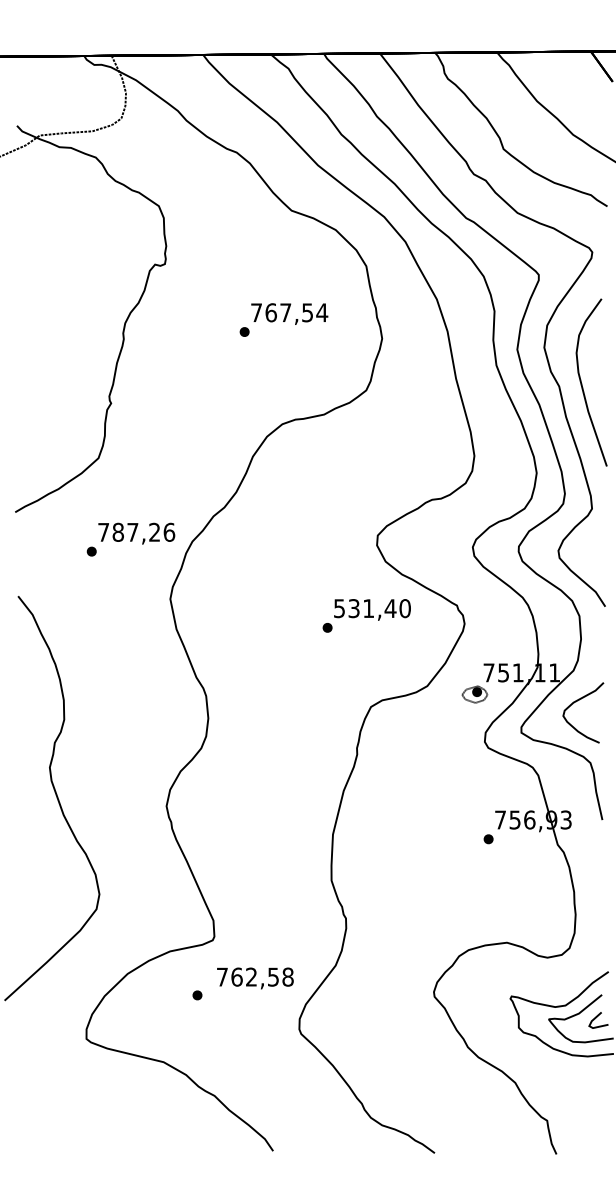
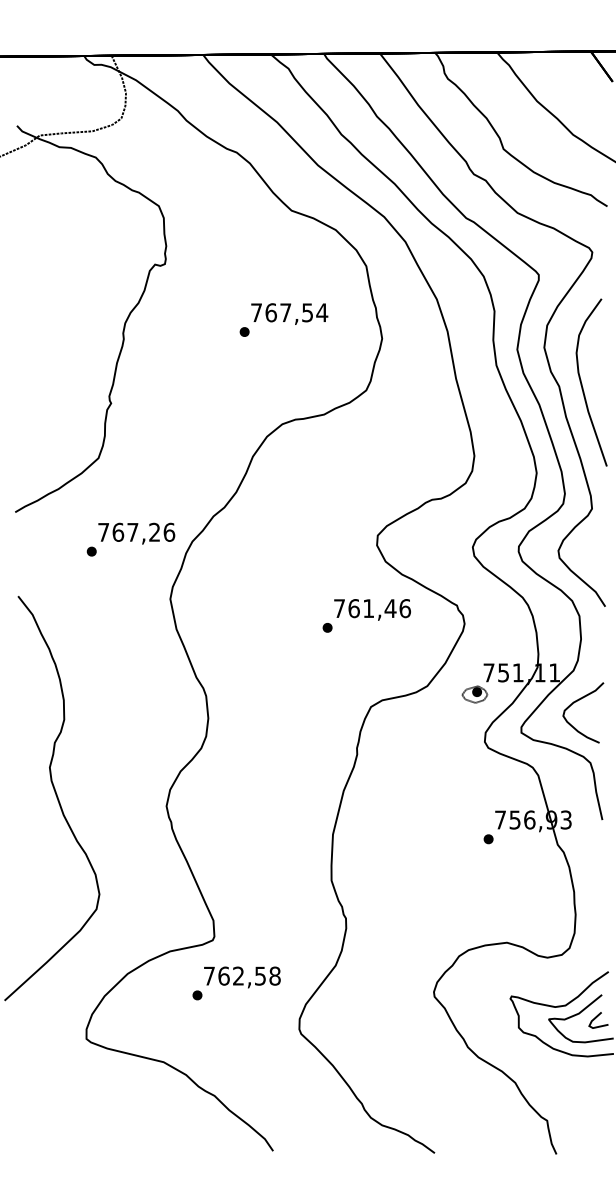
text: 787,26 -> 767,26 (118, 531)
text: 531,40 -> 761,46 (372, 608)
text position: (255, 978) -> (242, 977) (242, 977)
